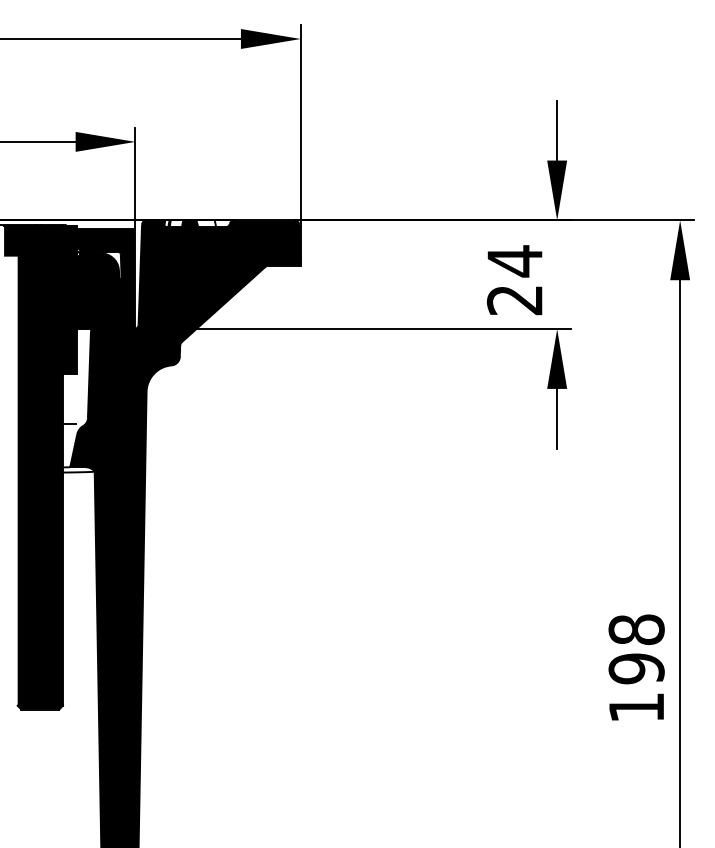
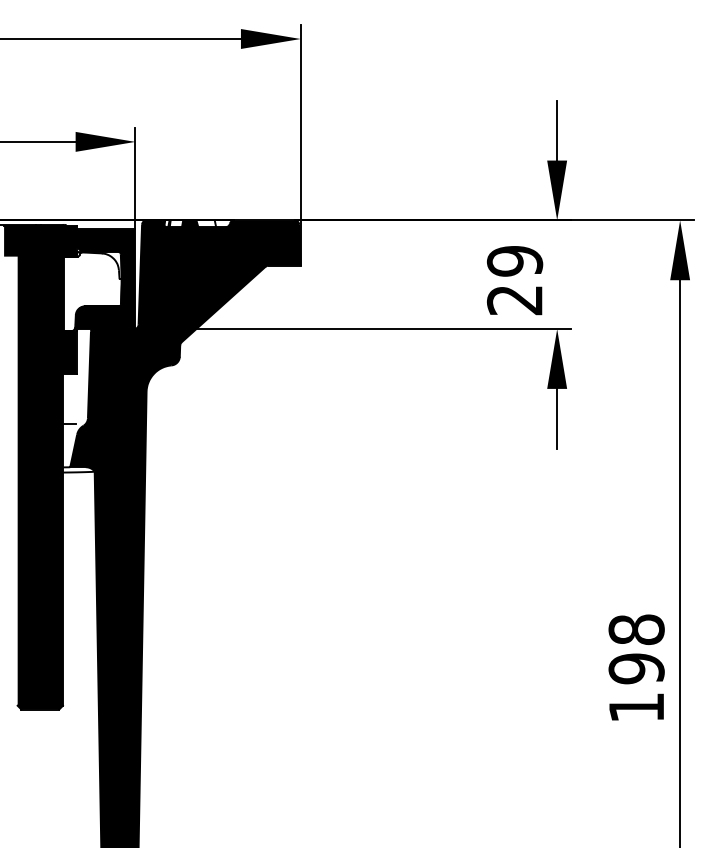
text: 24 -> 29 (514, 261)
fill: present -> none (92, 291)
